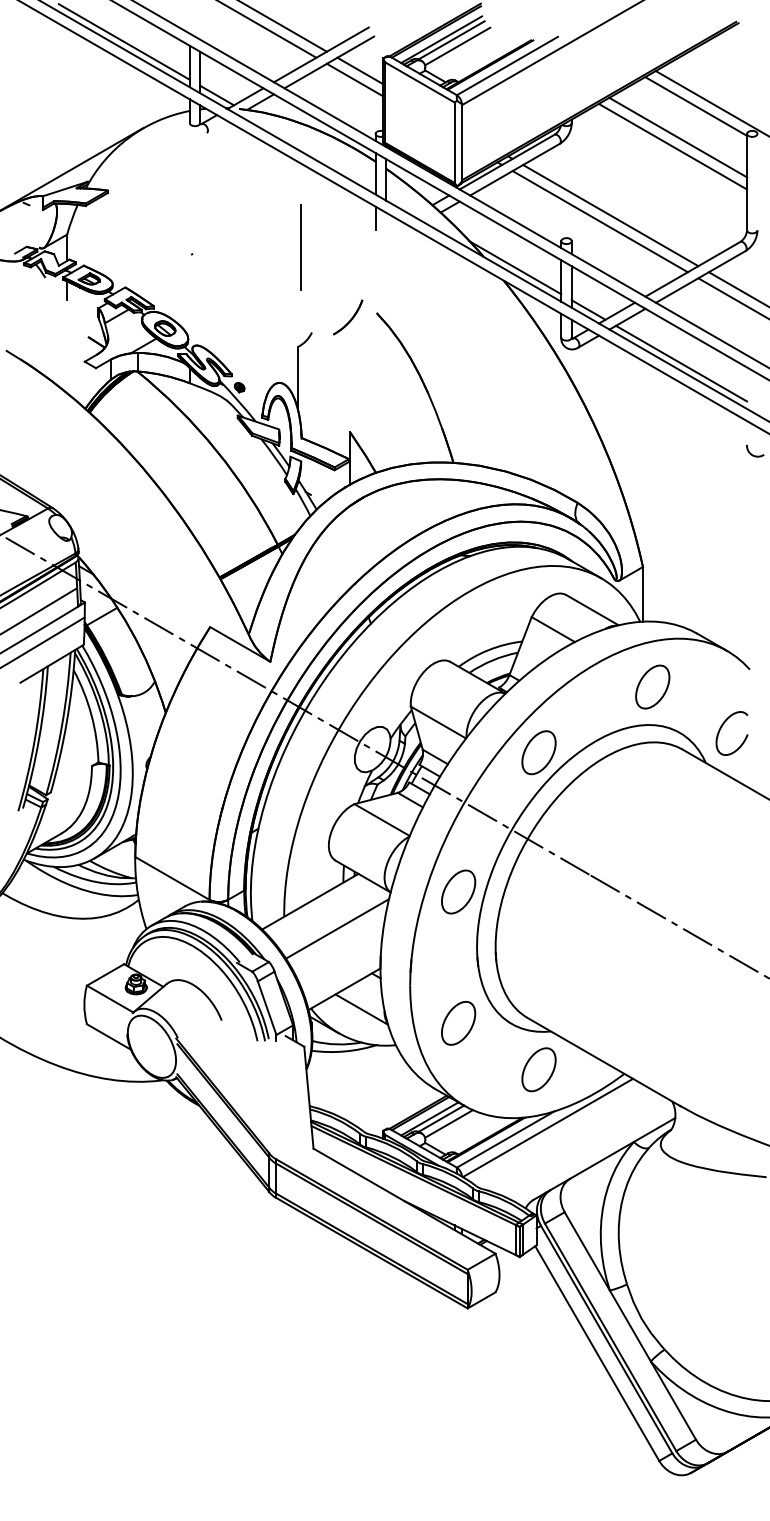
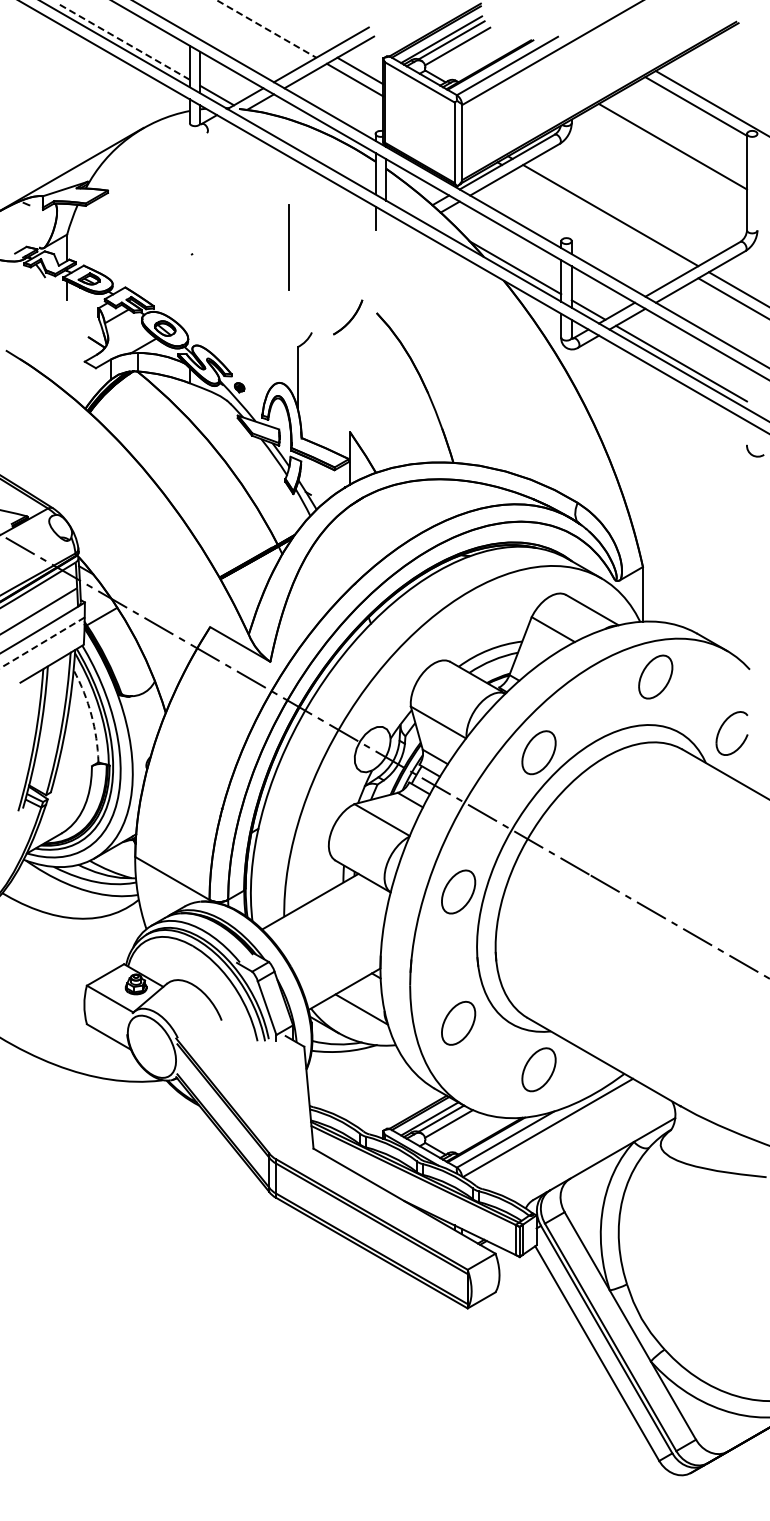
line: present -> none (283, 26)
line: solid -> dashed (267, 29)
line: solid -> dashed (124, 41)
line: present -> none (678, 137)
line: present -> none (599, 221)
line position: (300, 247) -> (288, 247) (288, 247)
line: solid -> dashed (41, 643)
part position: (652, 686) -> (655, 676) (655, 676)
arc: solid -> dashed (91, 715)
line: present -> none (337, 928)
